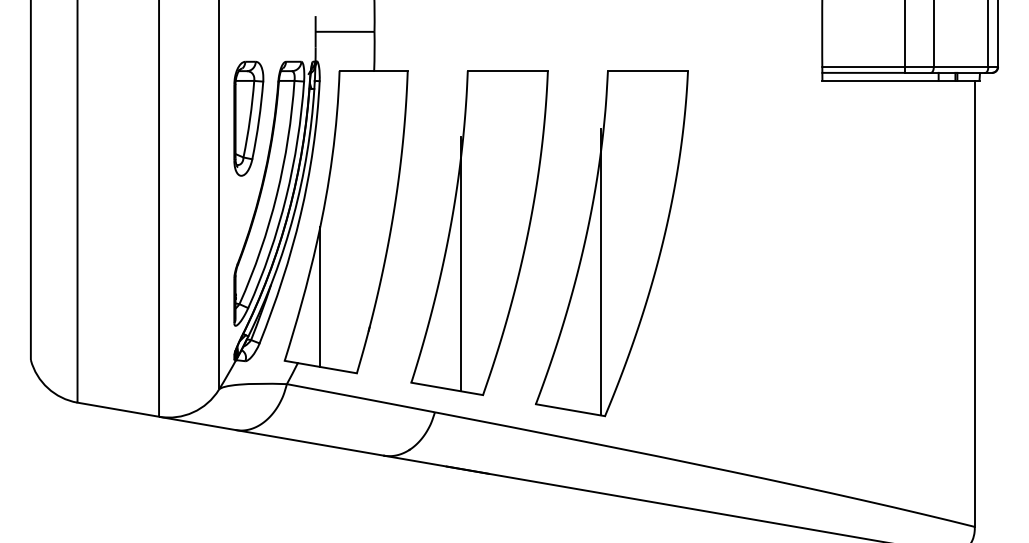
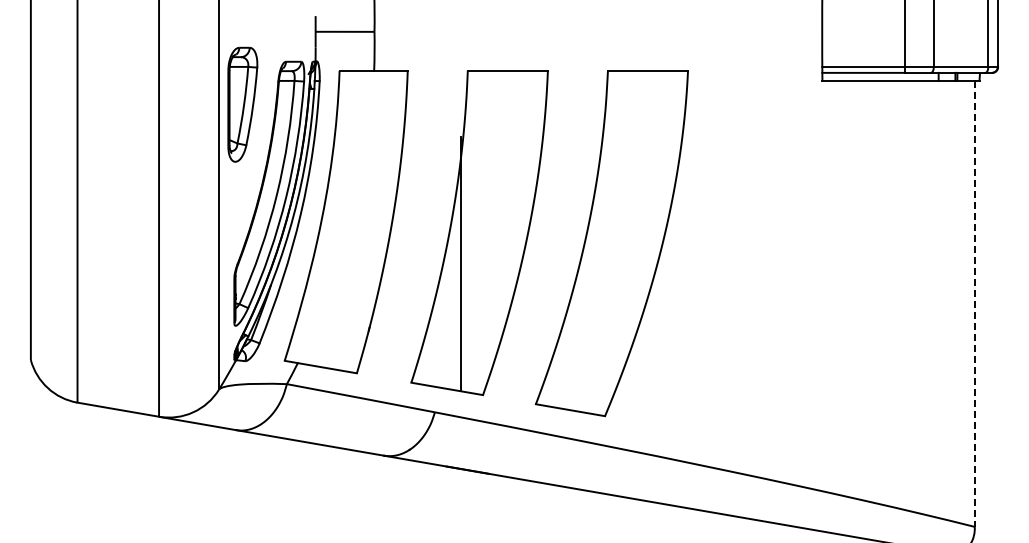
part position: (248, 118) -> (242, 104) (242, 104)
line: present -> none (600, 272)
line: present -> none (320, 296)
line: solid -> dashed (974, 304)
